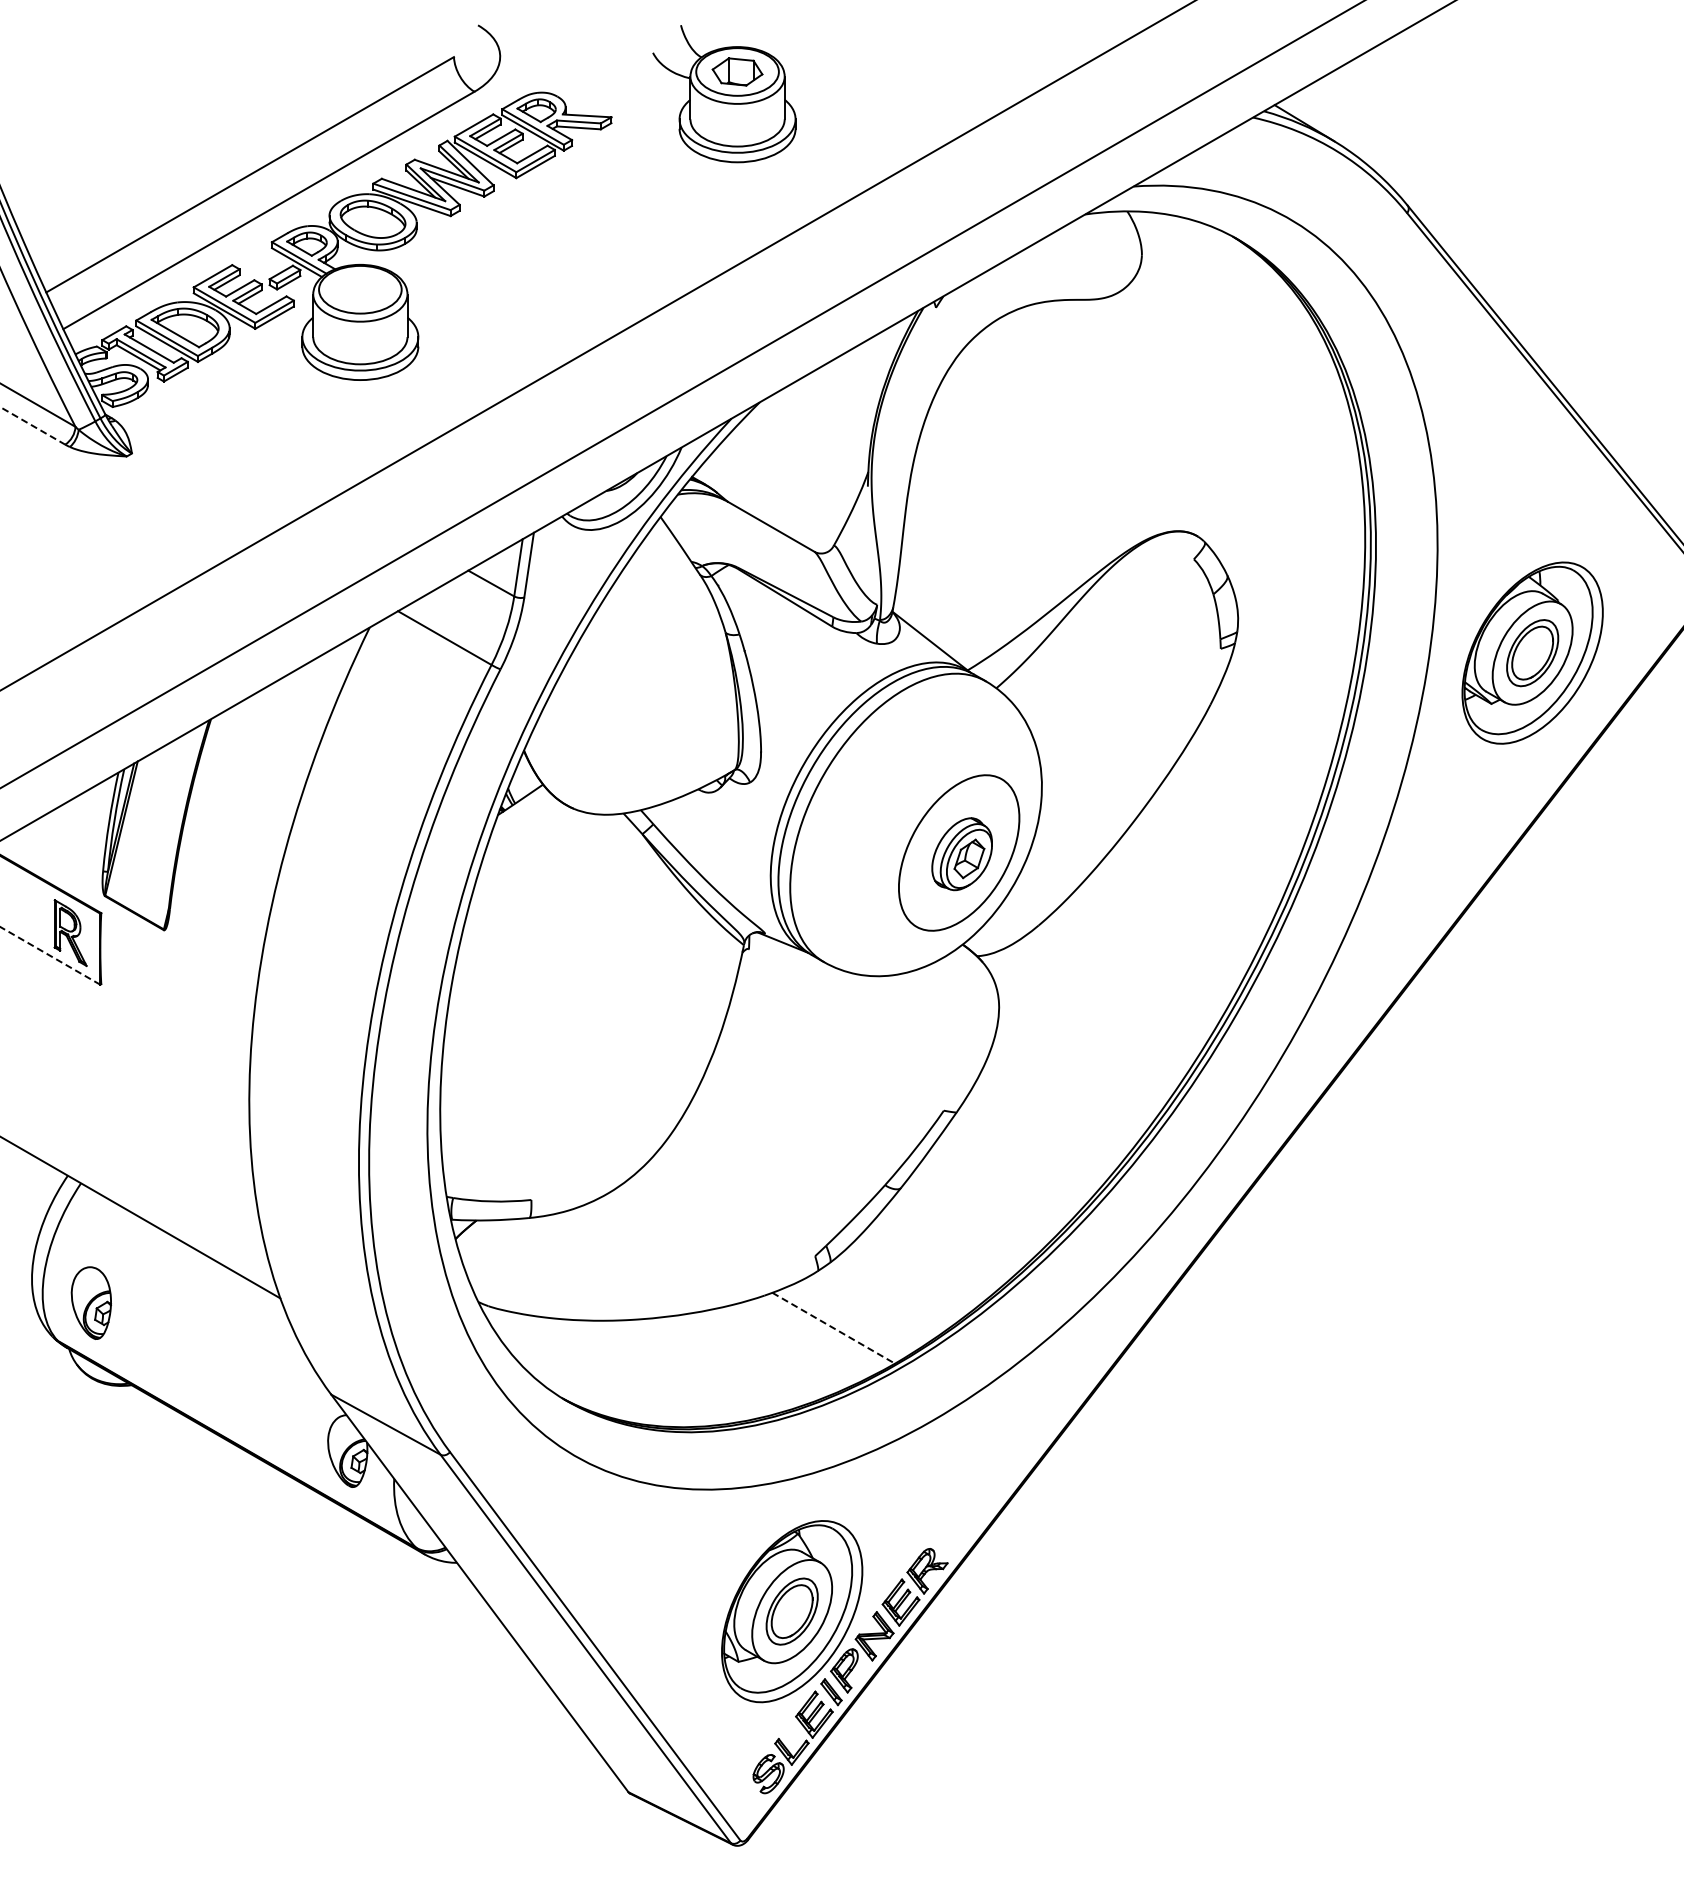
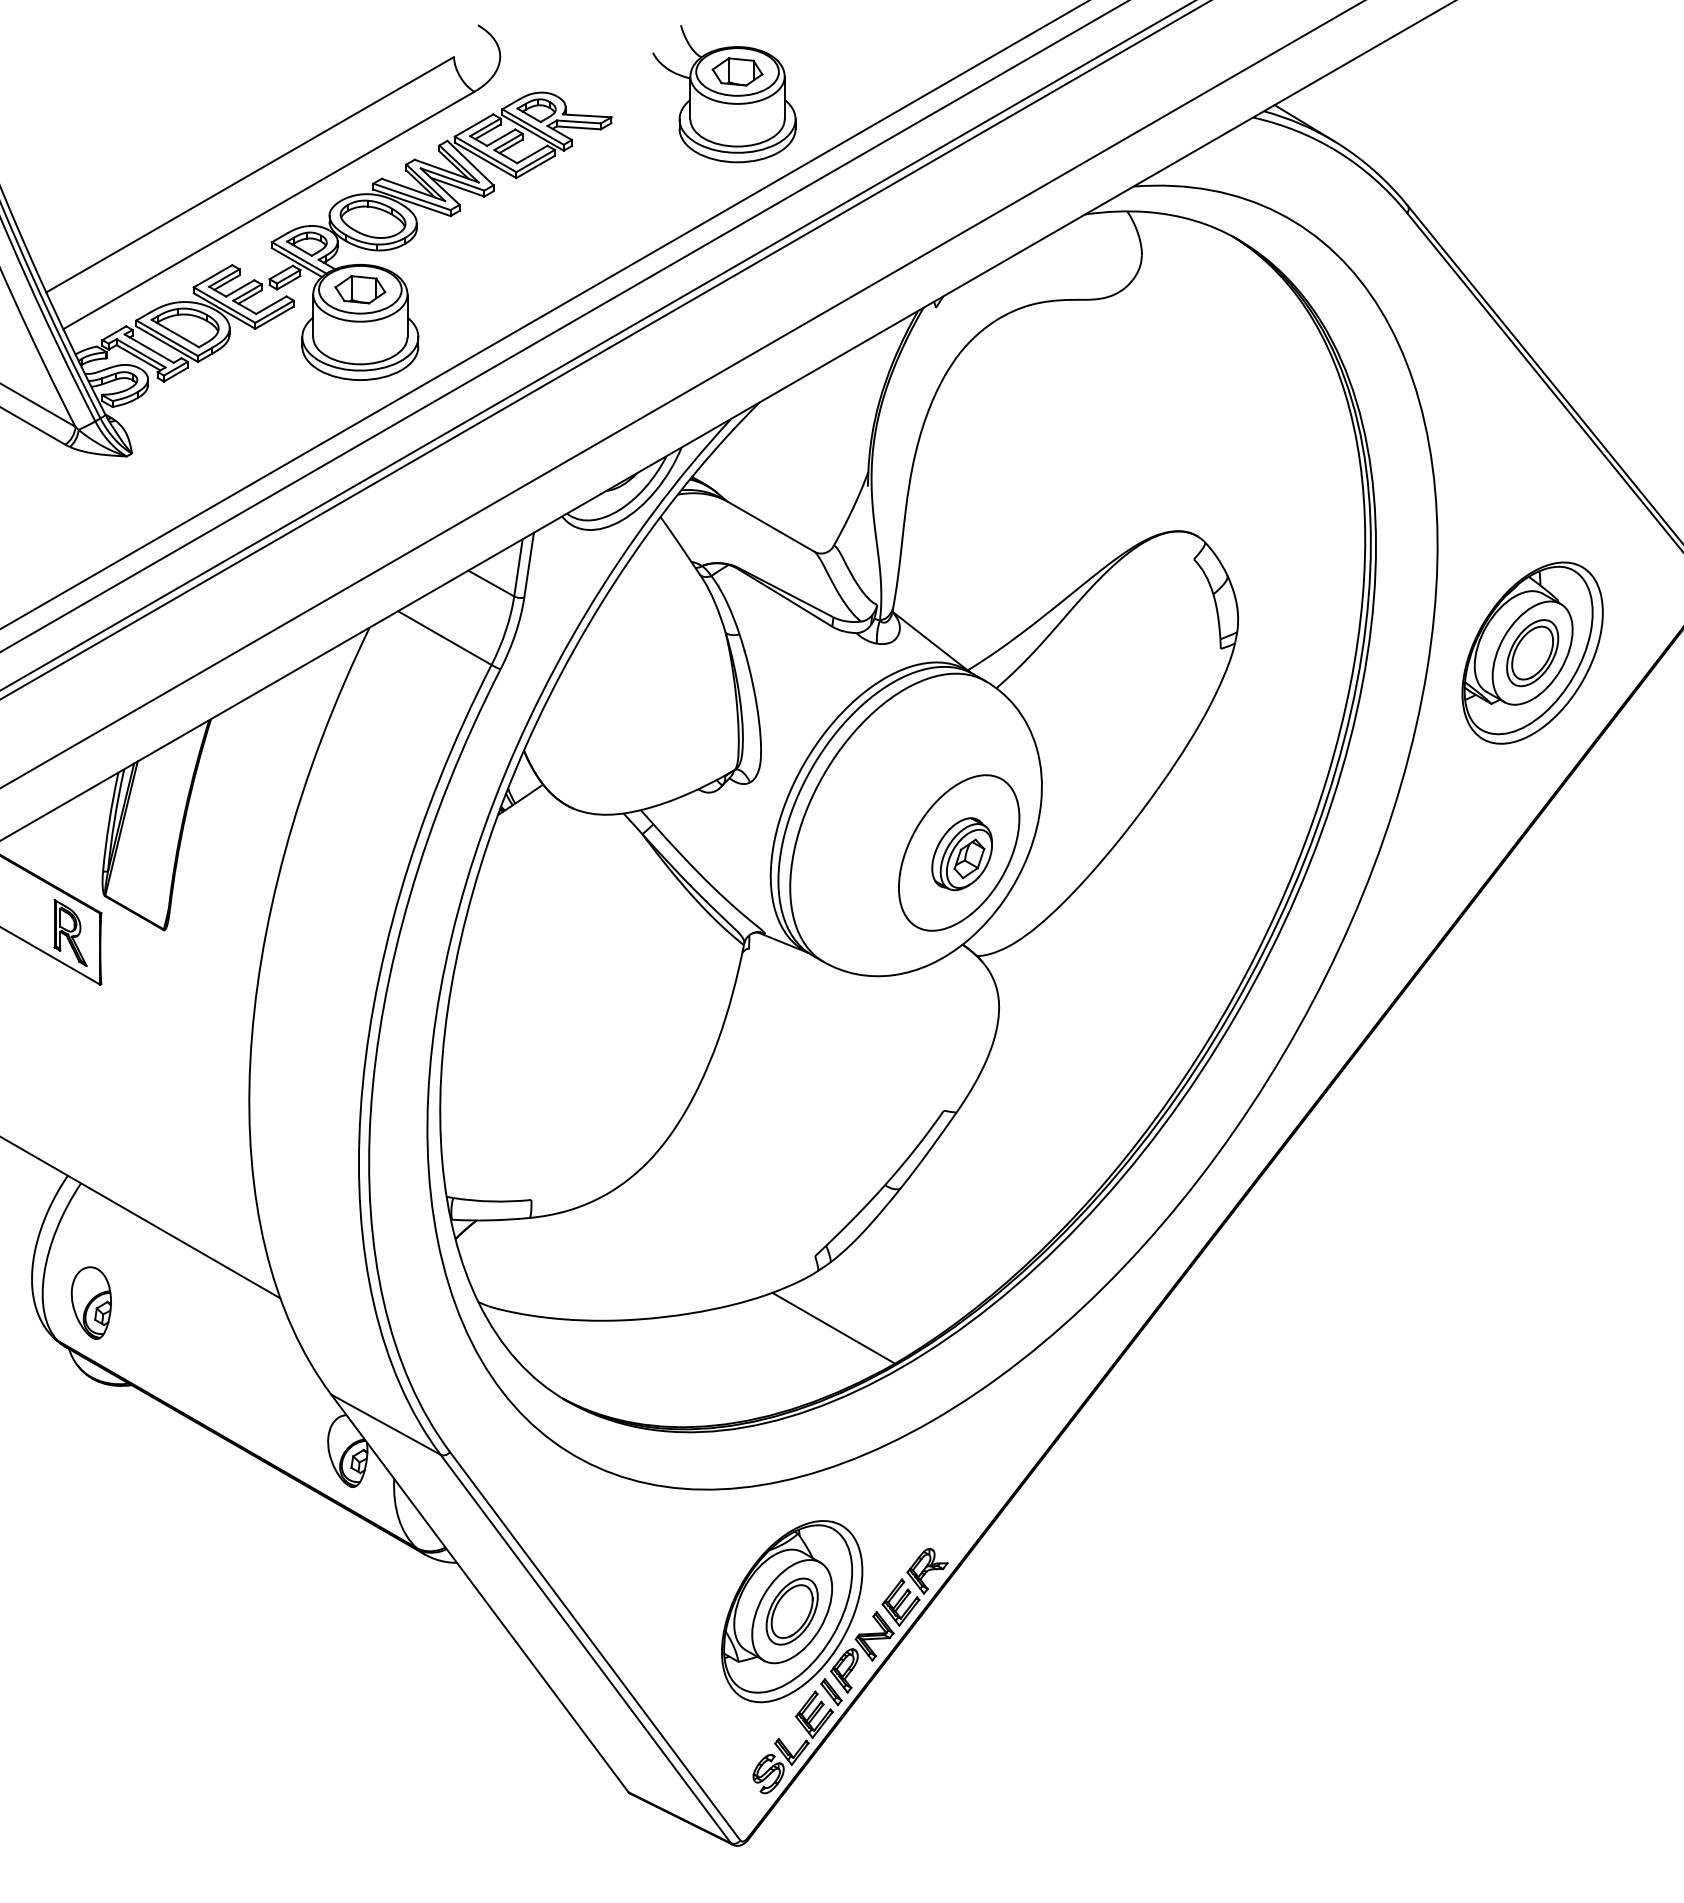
part: none -> present (360, 289)
line: none -> present (544, 315)
line: none -> present (564, 326)
line: none -> present (605, 350)
line: dashed -> solid (33, 426)
line: dashed -> solid (50, 955)
line: dashed -> solid (833, 1328)
